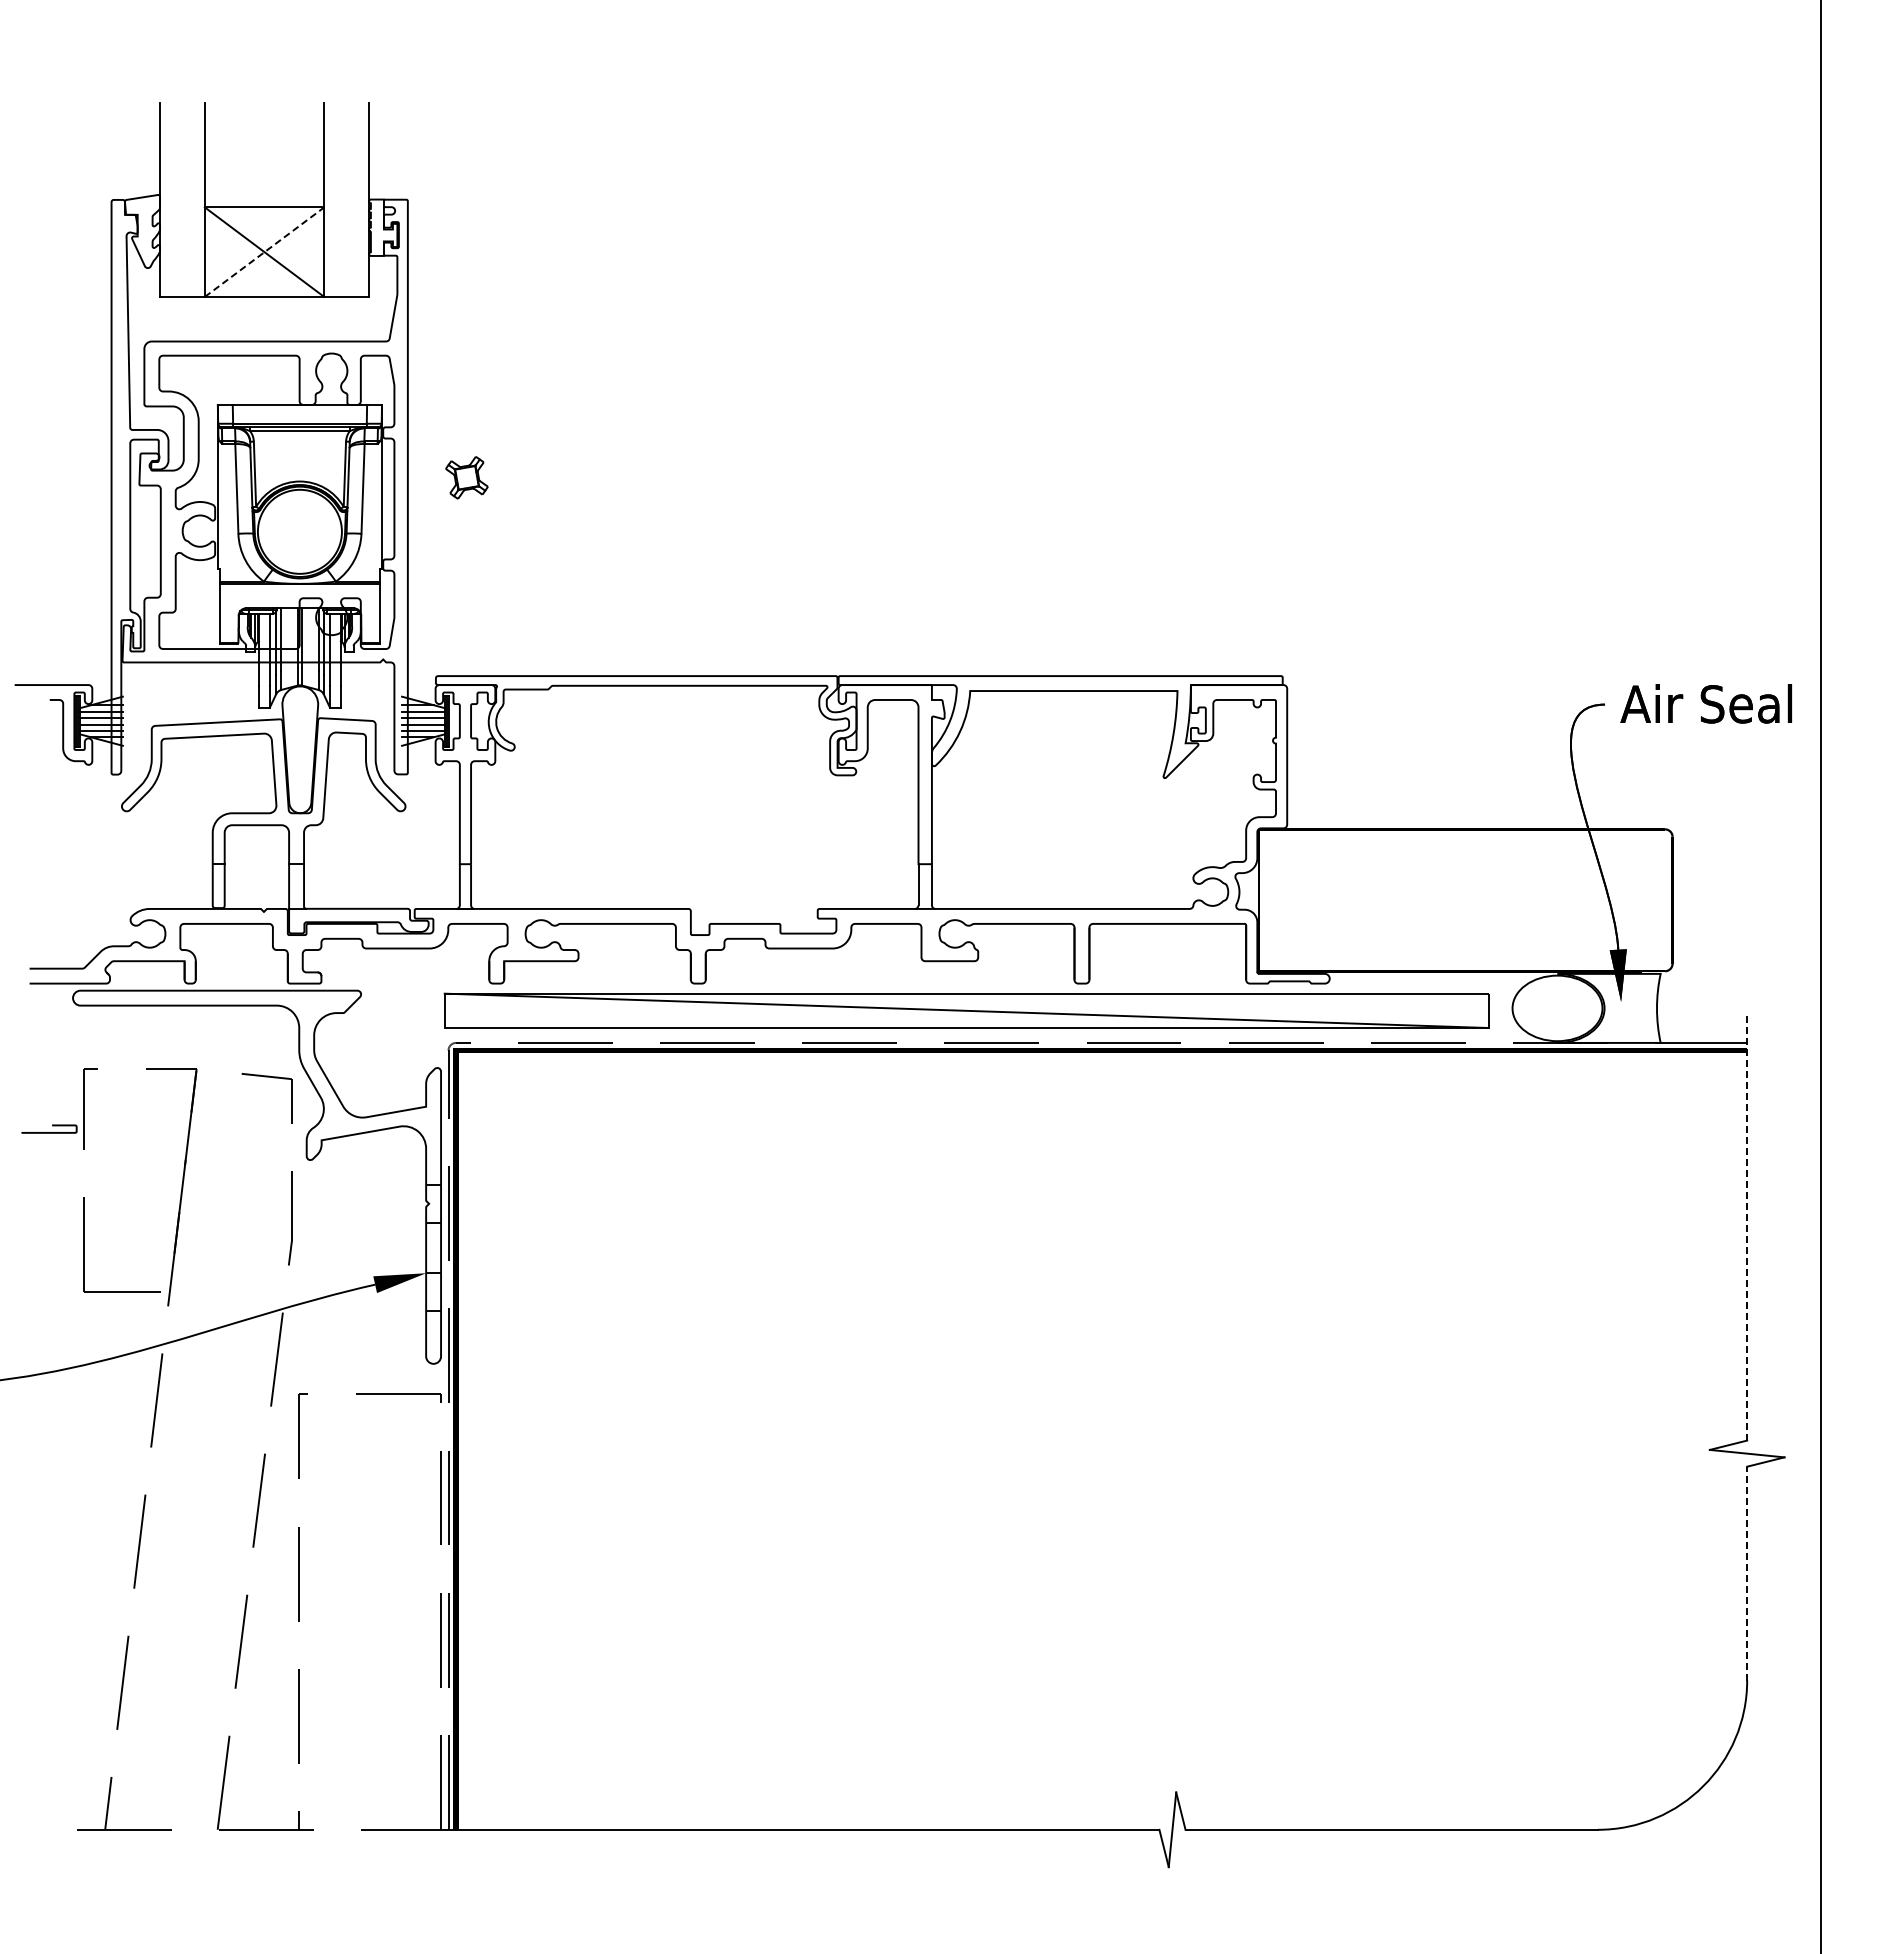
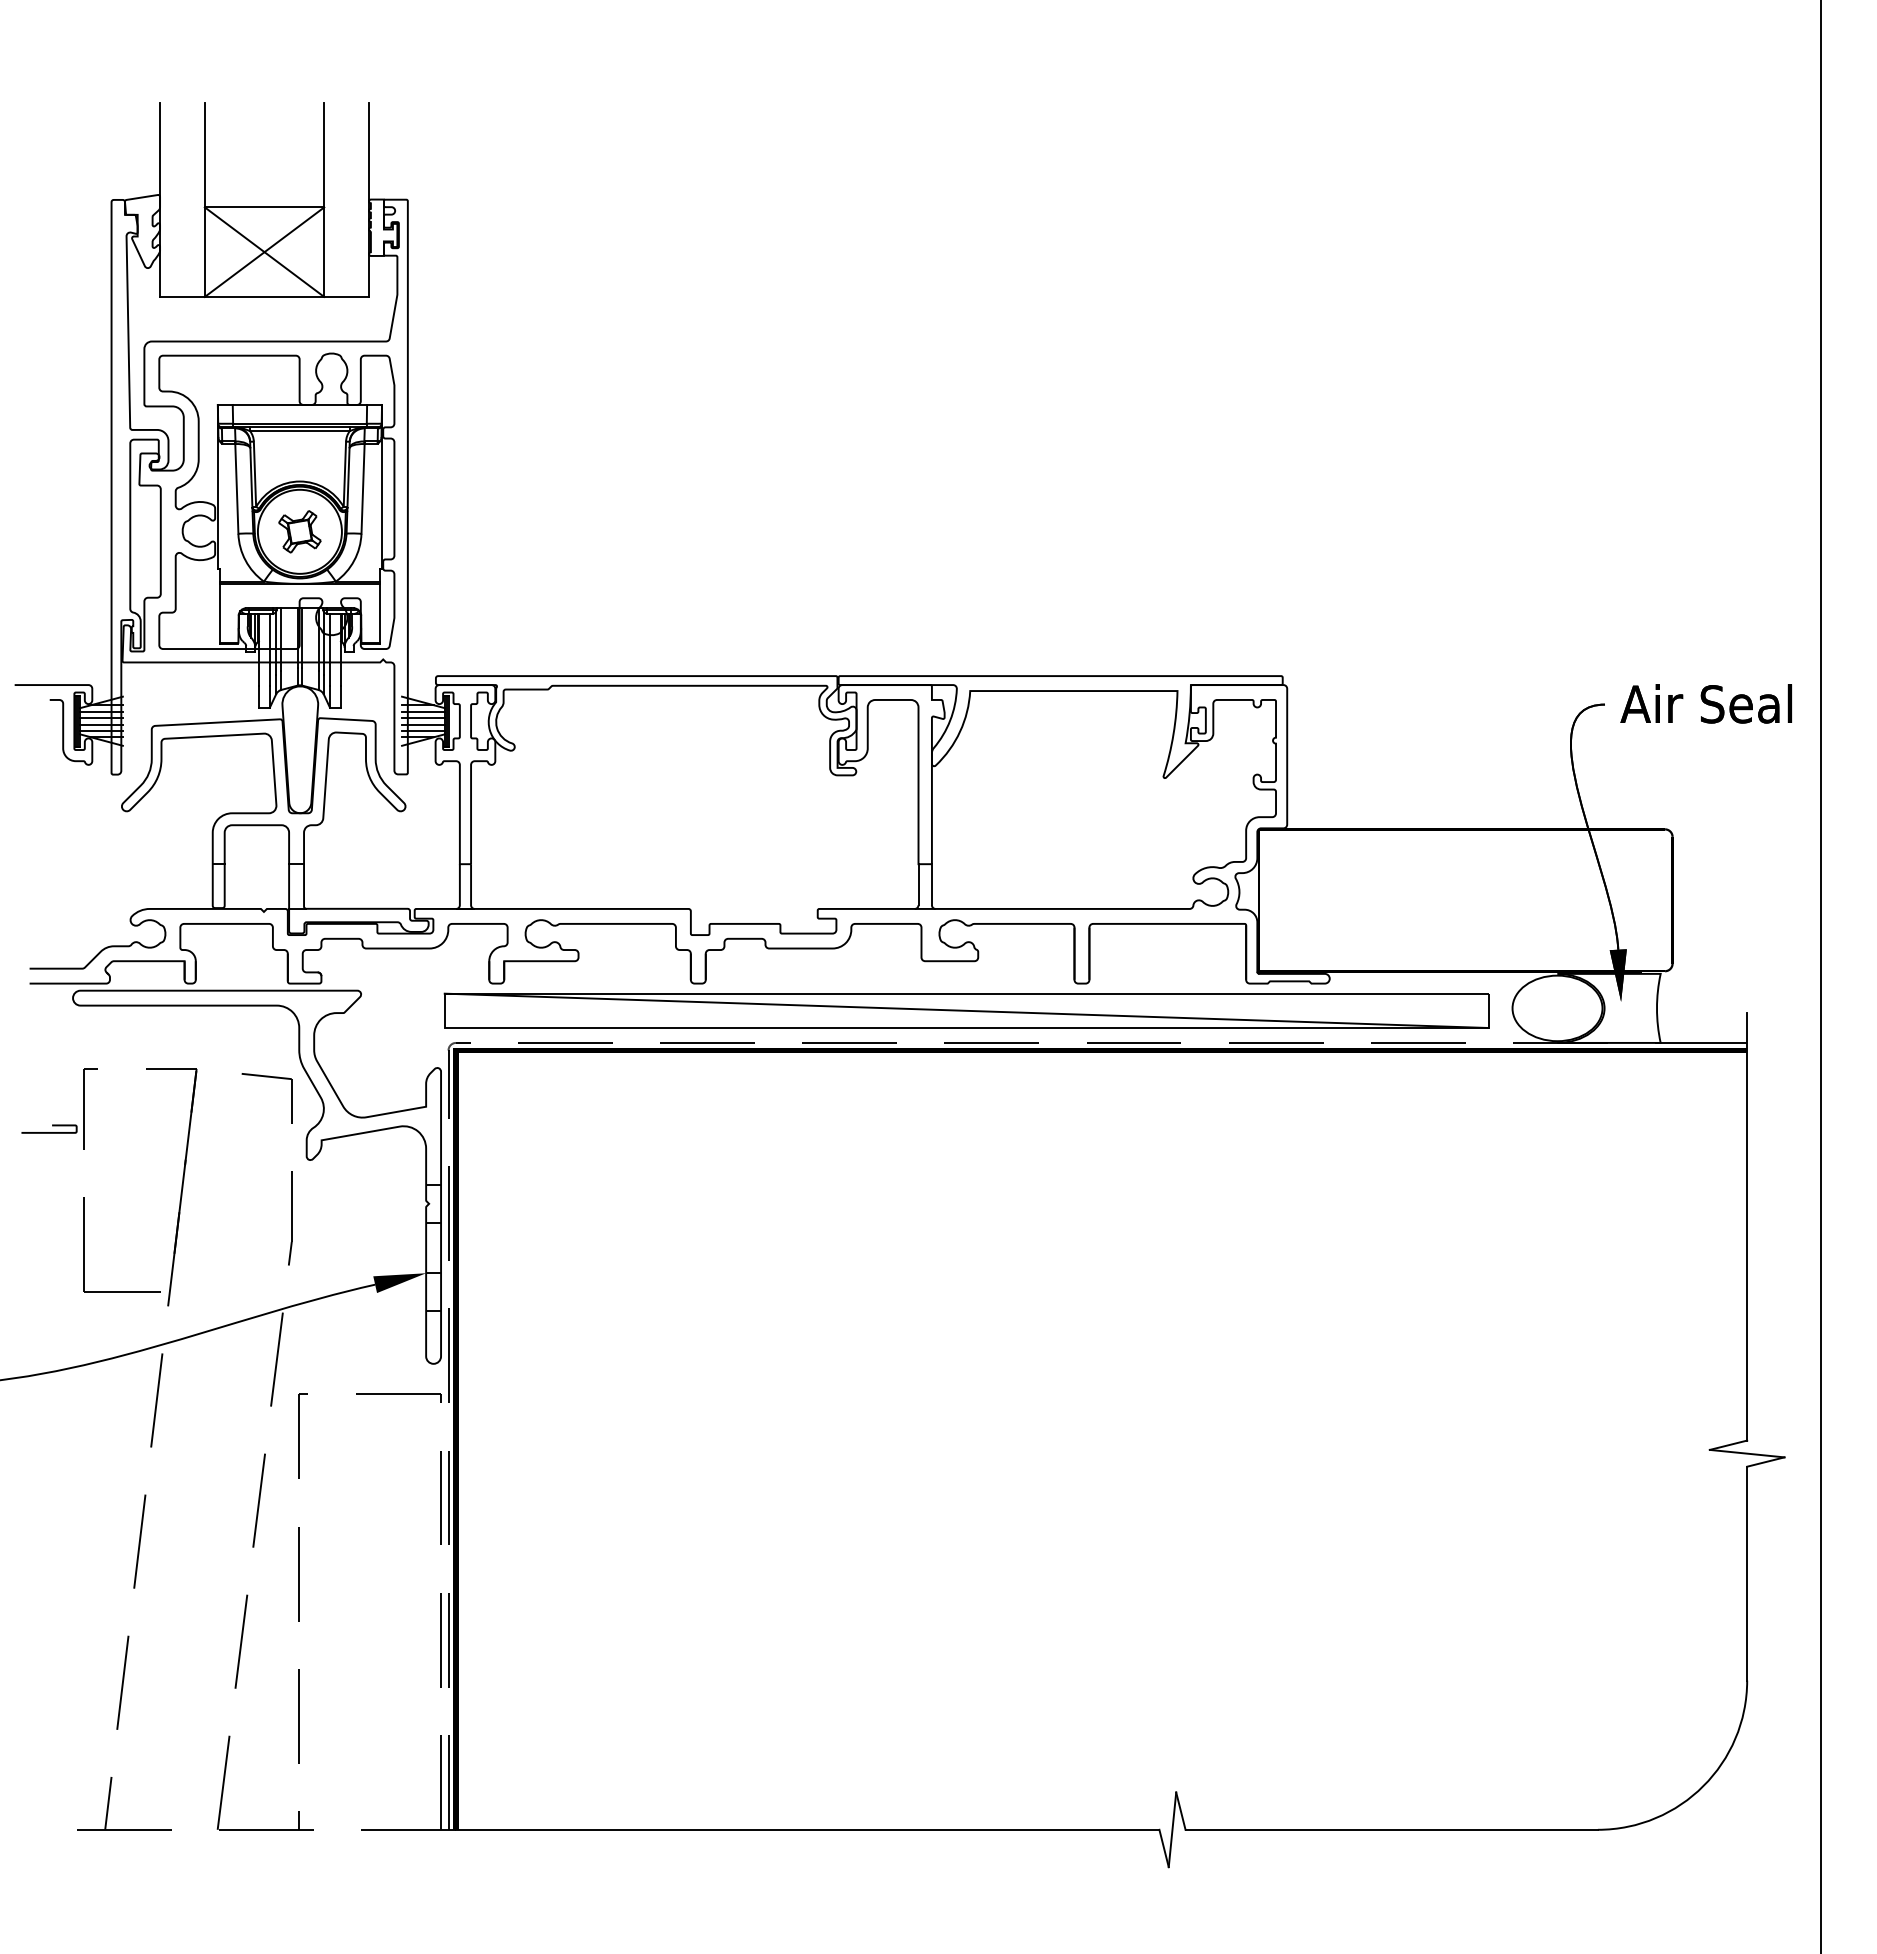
line: dashed -> solid (264, 252)
part position: (466, 477) -> (299, 531) (299, 531)
line: dashed -> solid (1747, 1226)
line: dashed -> solid (1747, 1573)
